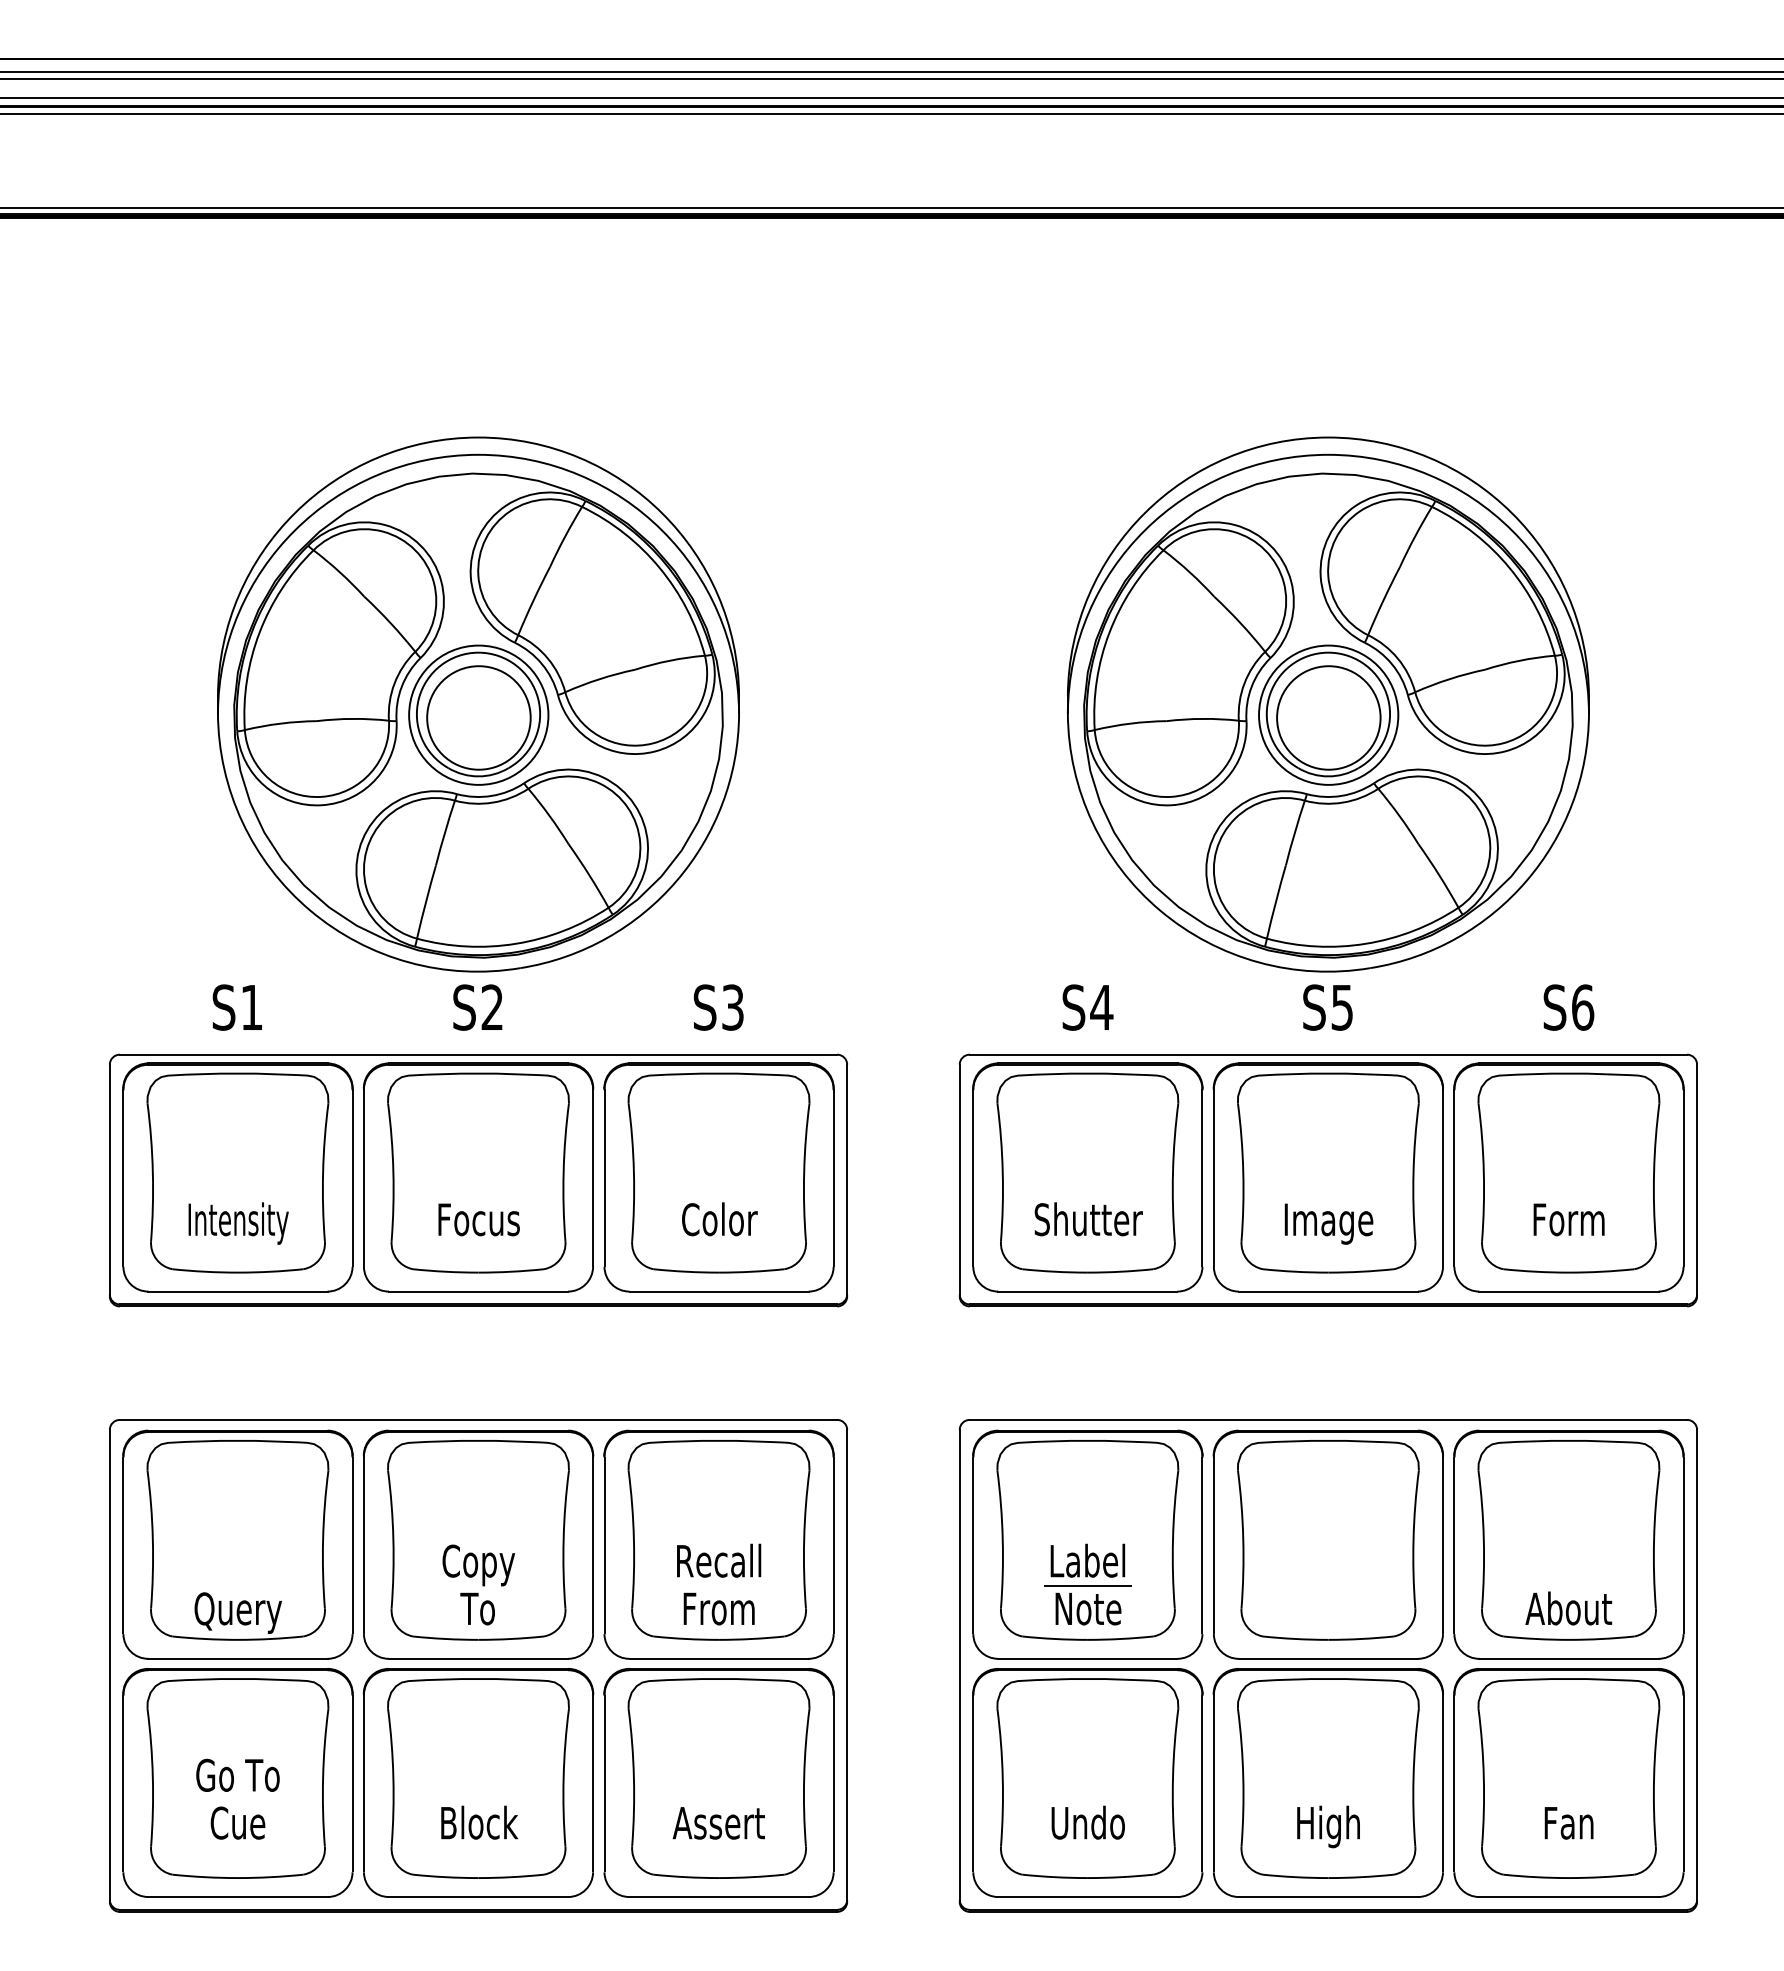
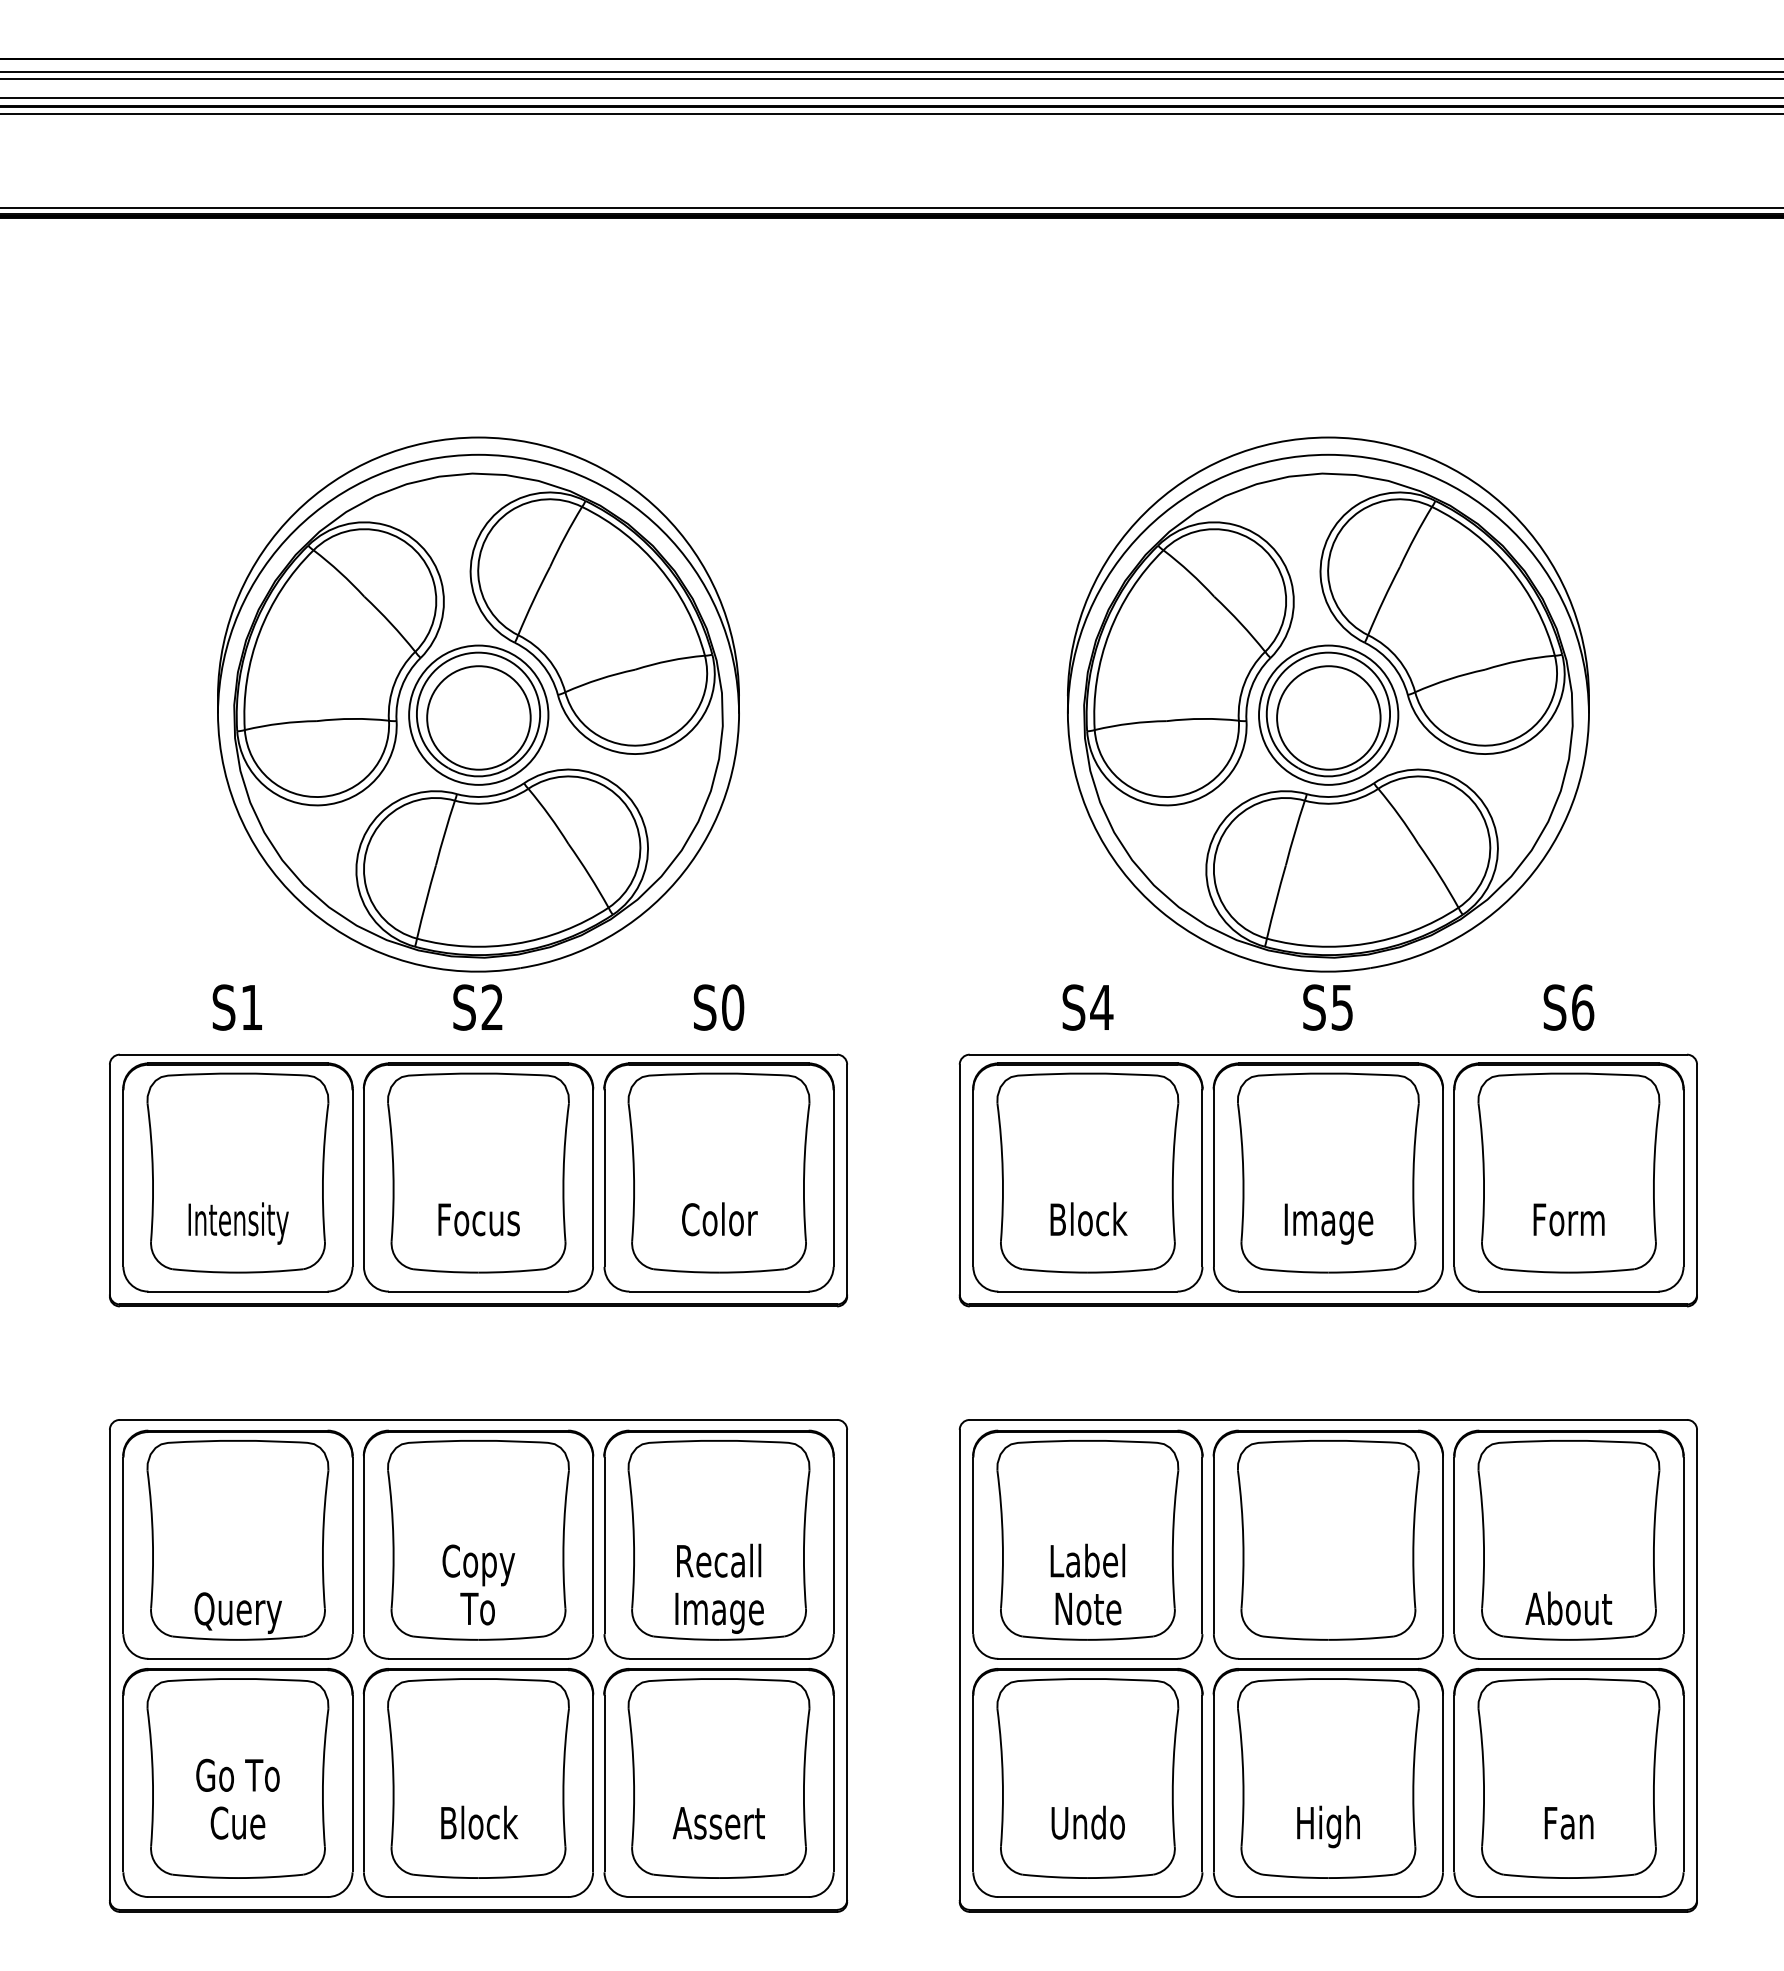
text: S3 -> S0 (733, 1007)
text: Shutter -> Block (1088, 1219)
line: present -> none (1087, 1586)
text: From -> Image (719, 1612)
